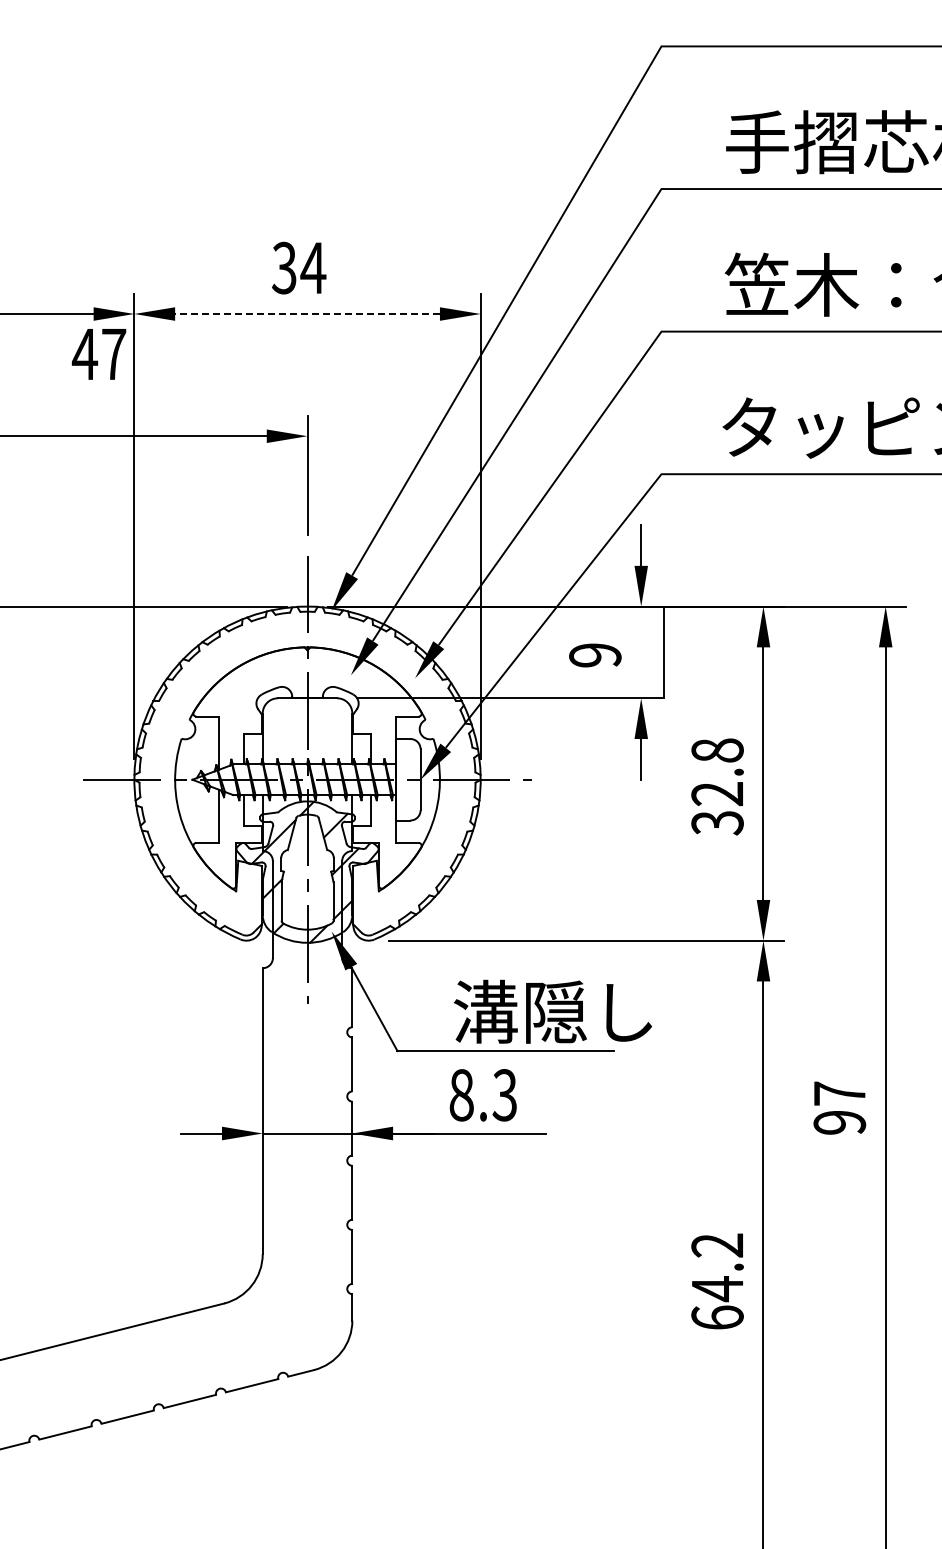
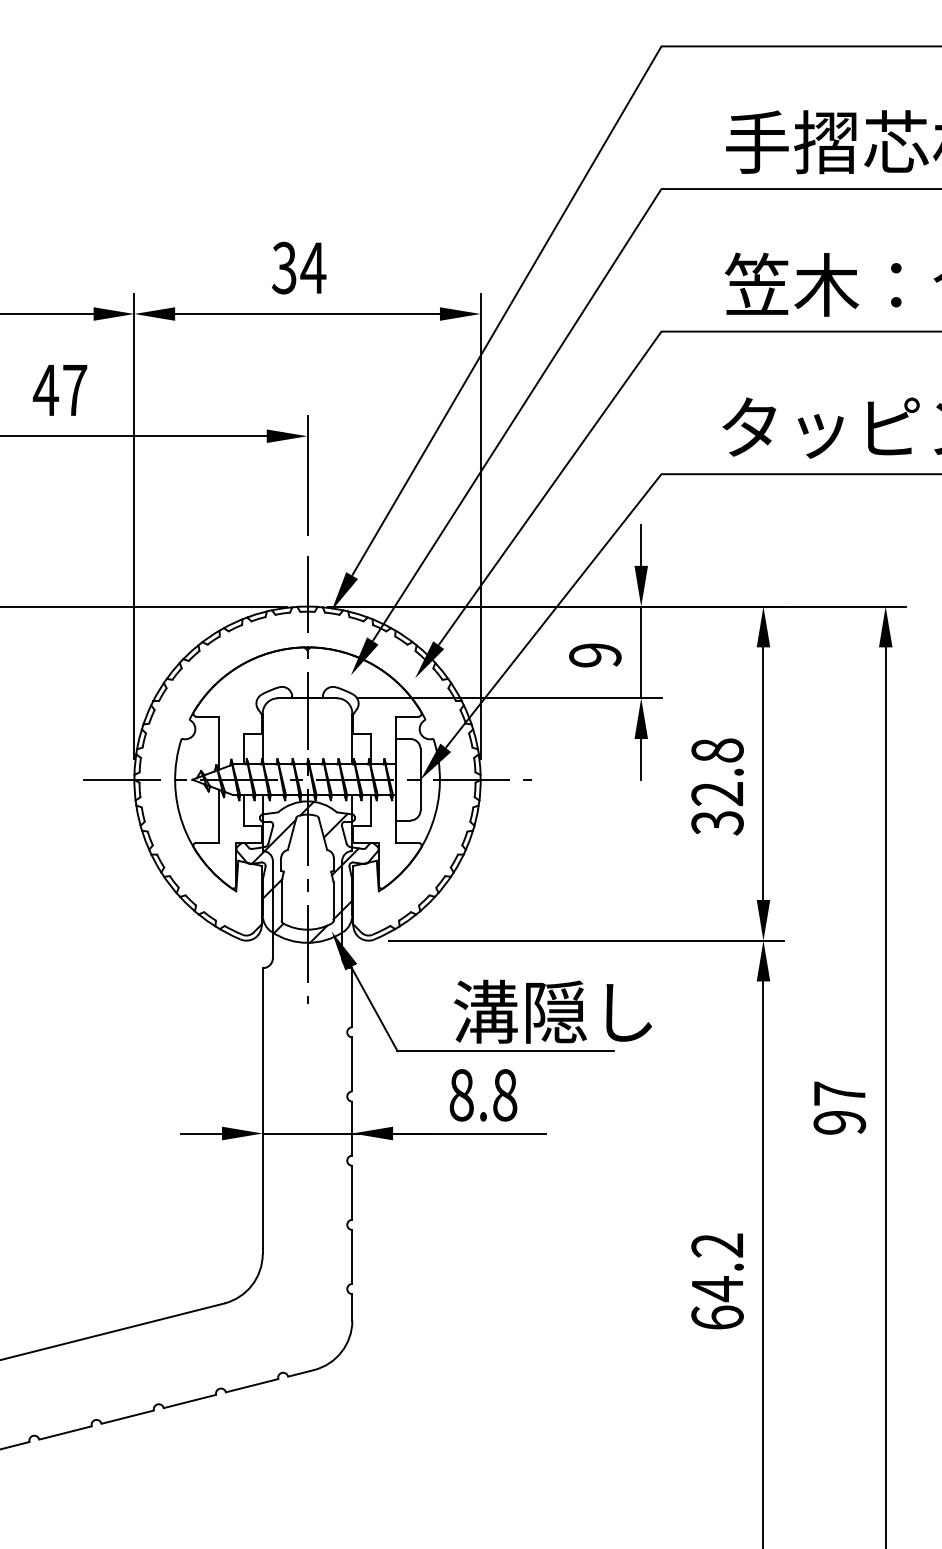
line: dashed -> solid (307, 313)
text position: (98, 354) -> (59, 390) (59, 390)
line position: (664, 652) -> (641, 652) (641, 652)
text: 8.3 -> 8.8 (504, 1095)
